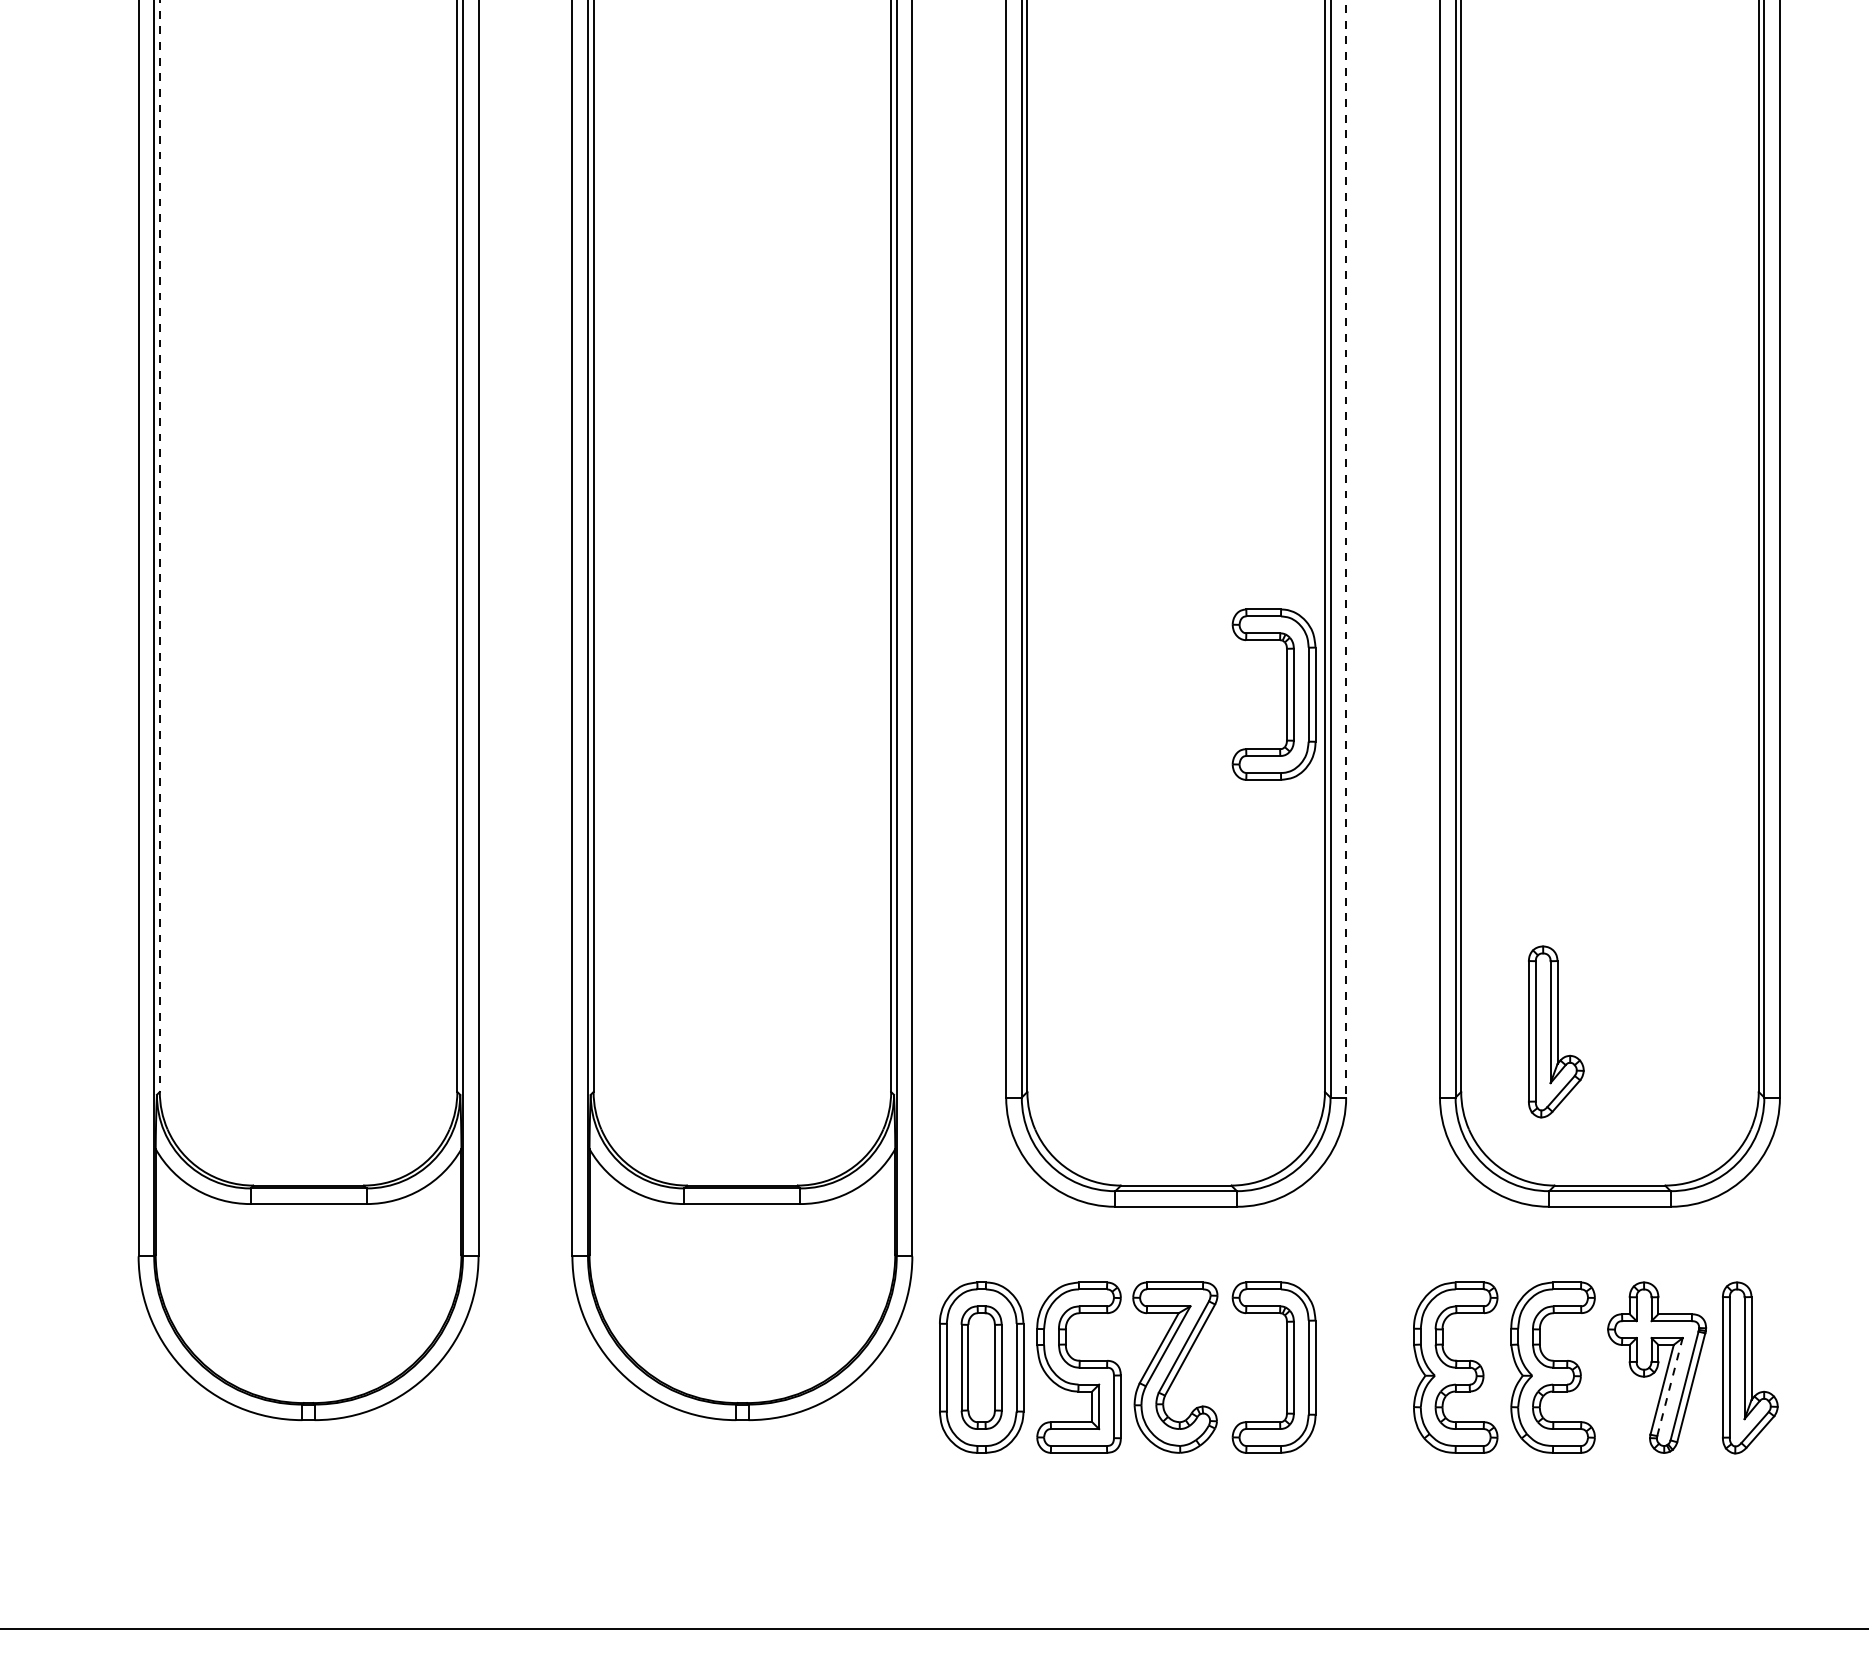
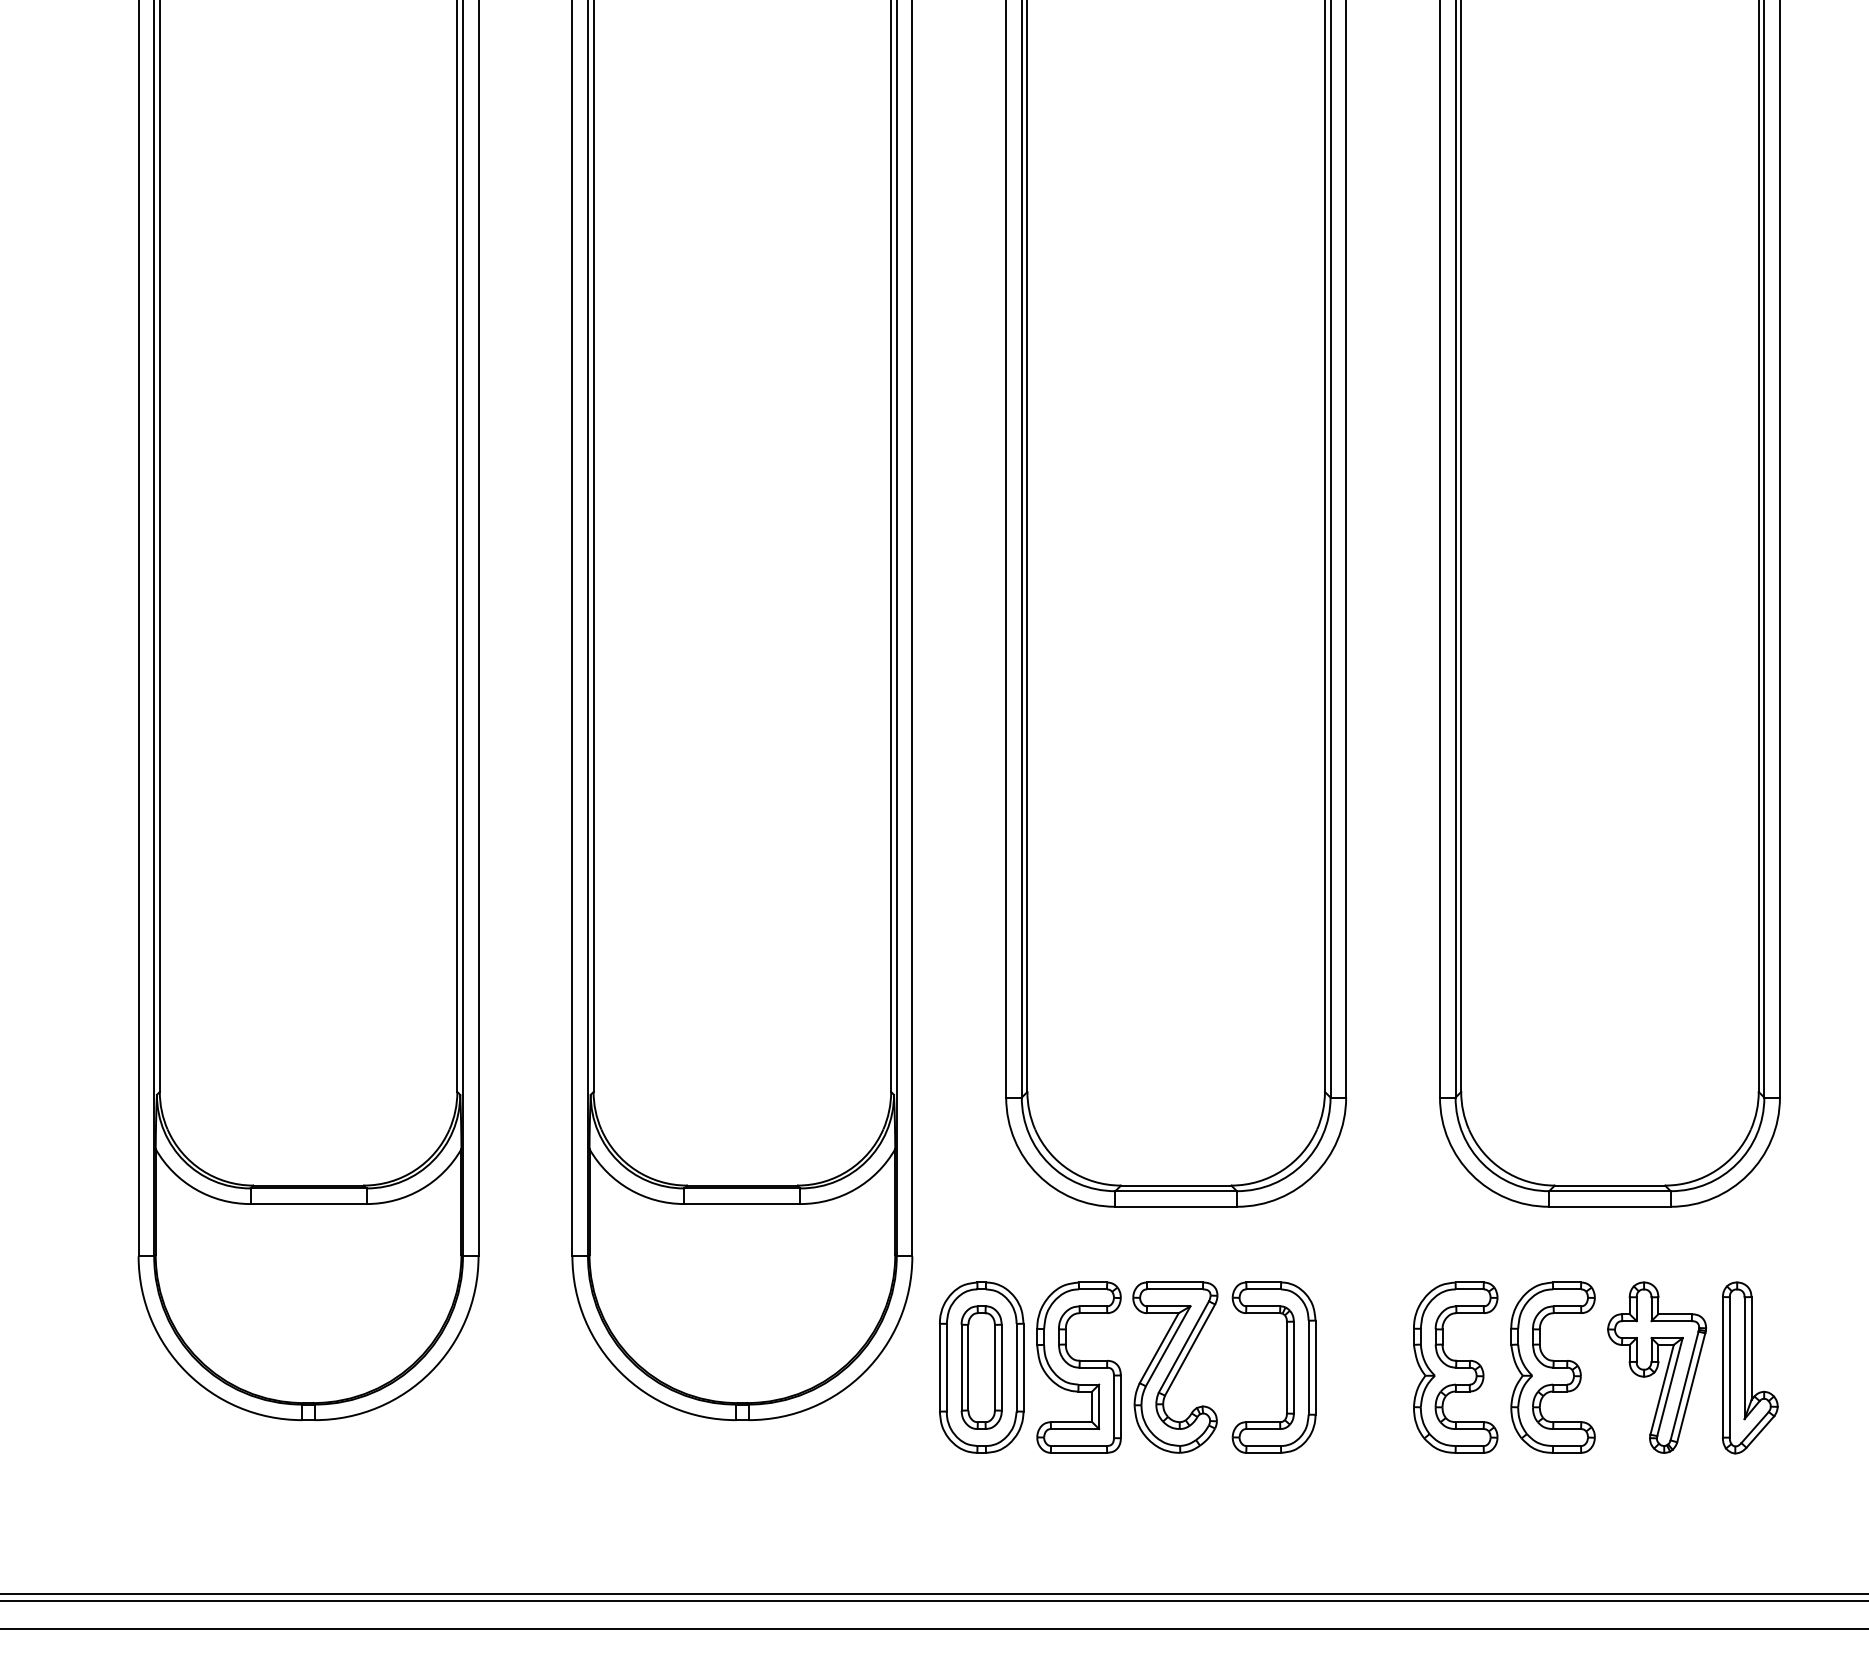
line: dashed -> solid (159, 546)
line: dashed -> solid (1346, 549)
part: present -> none (1286, 694)
part: present -> none (1556, 1031)
line: dashed -> solid (1669, 1387)
line: none -> present (933, 1593)
line: none -> present (933, 1600)
